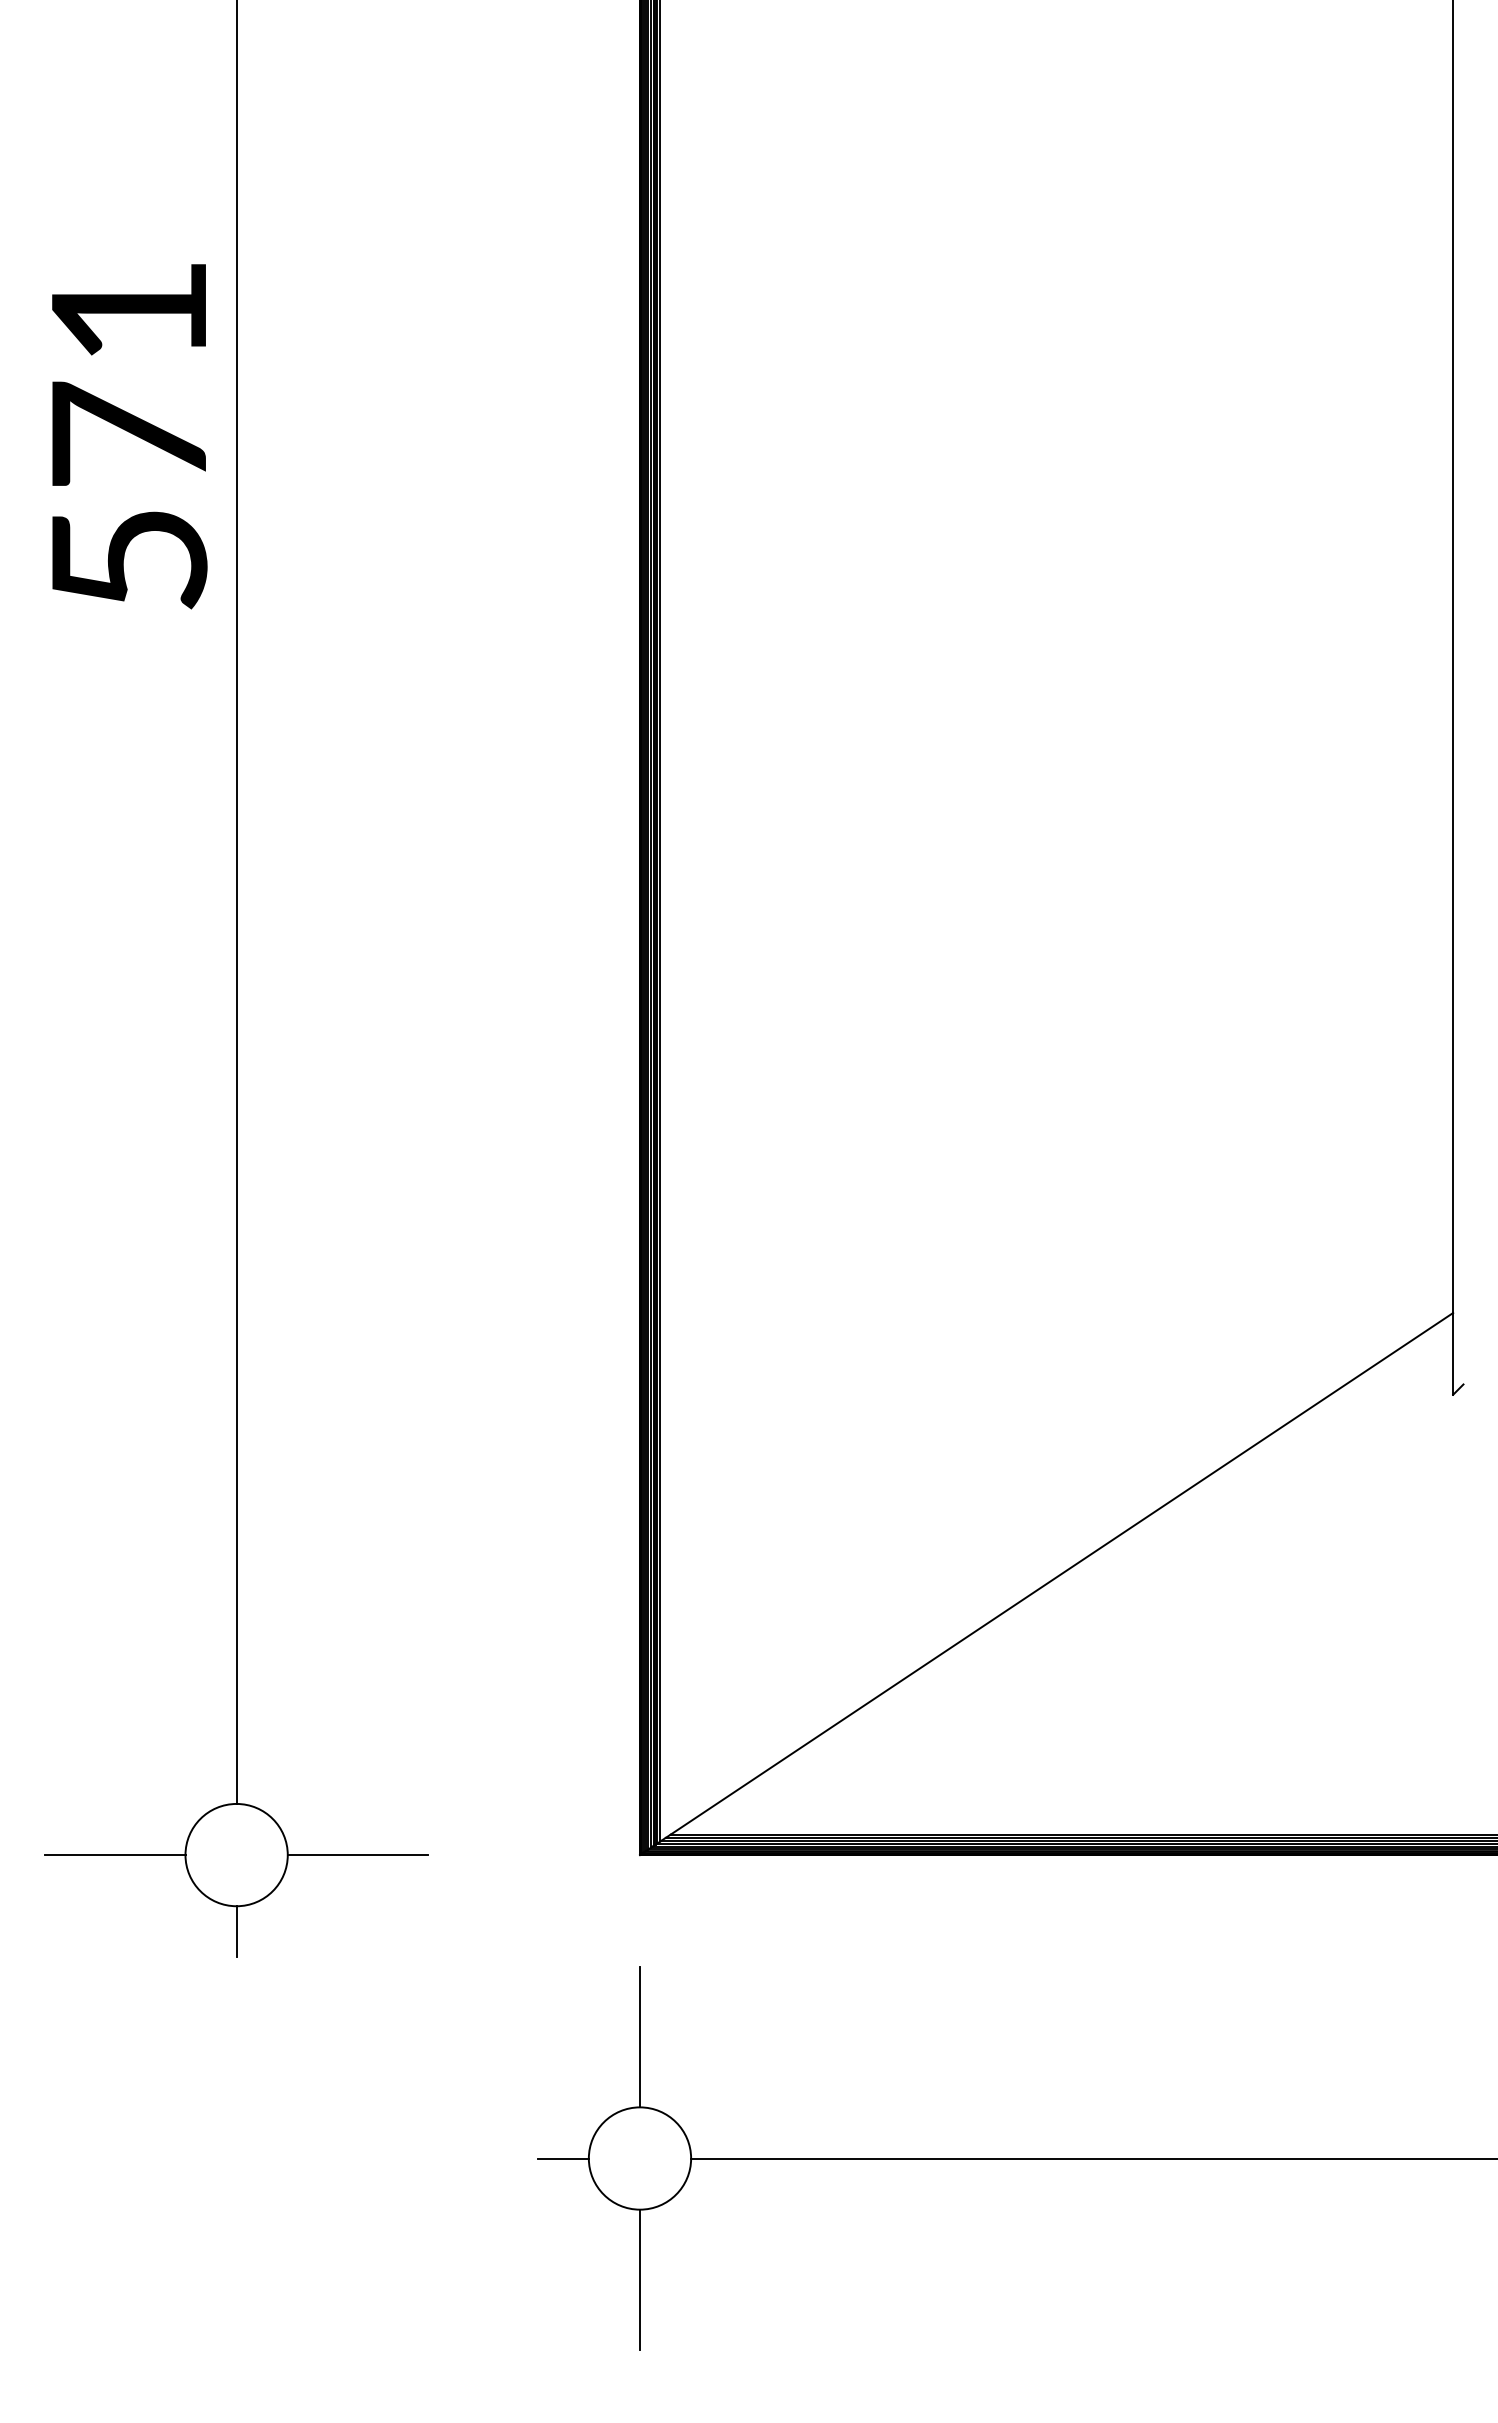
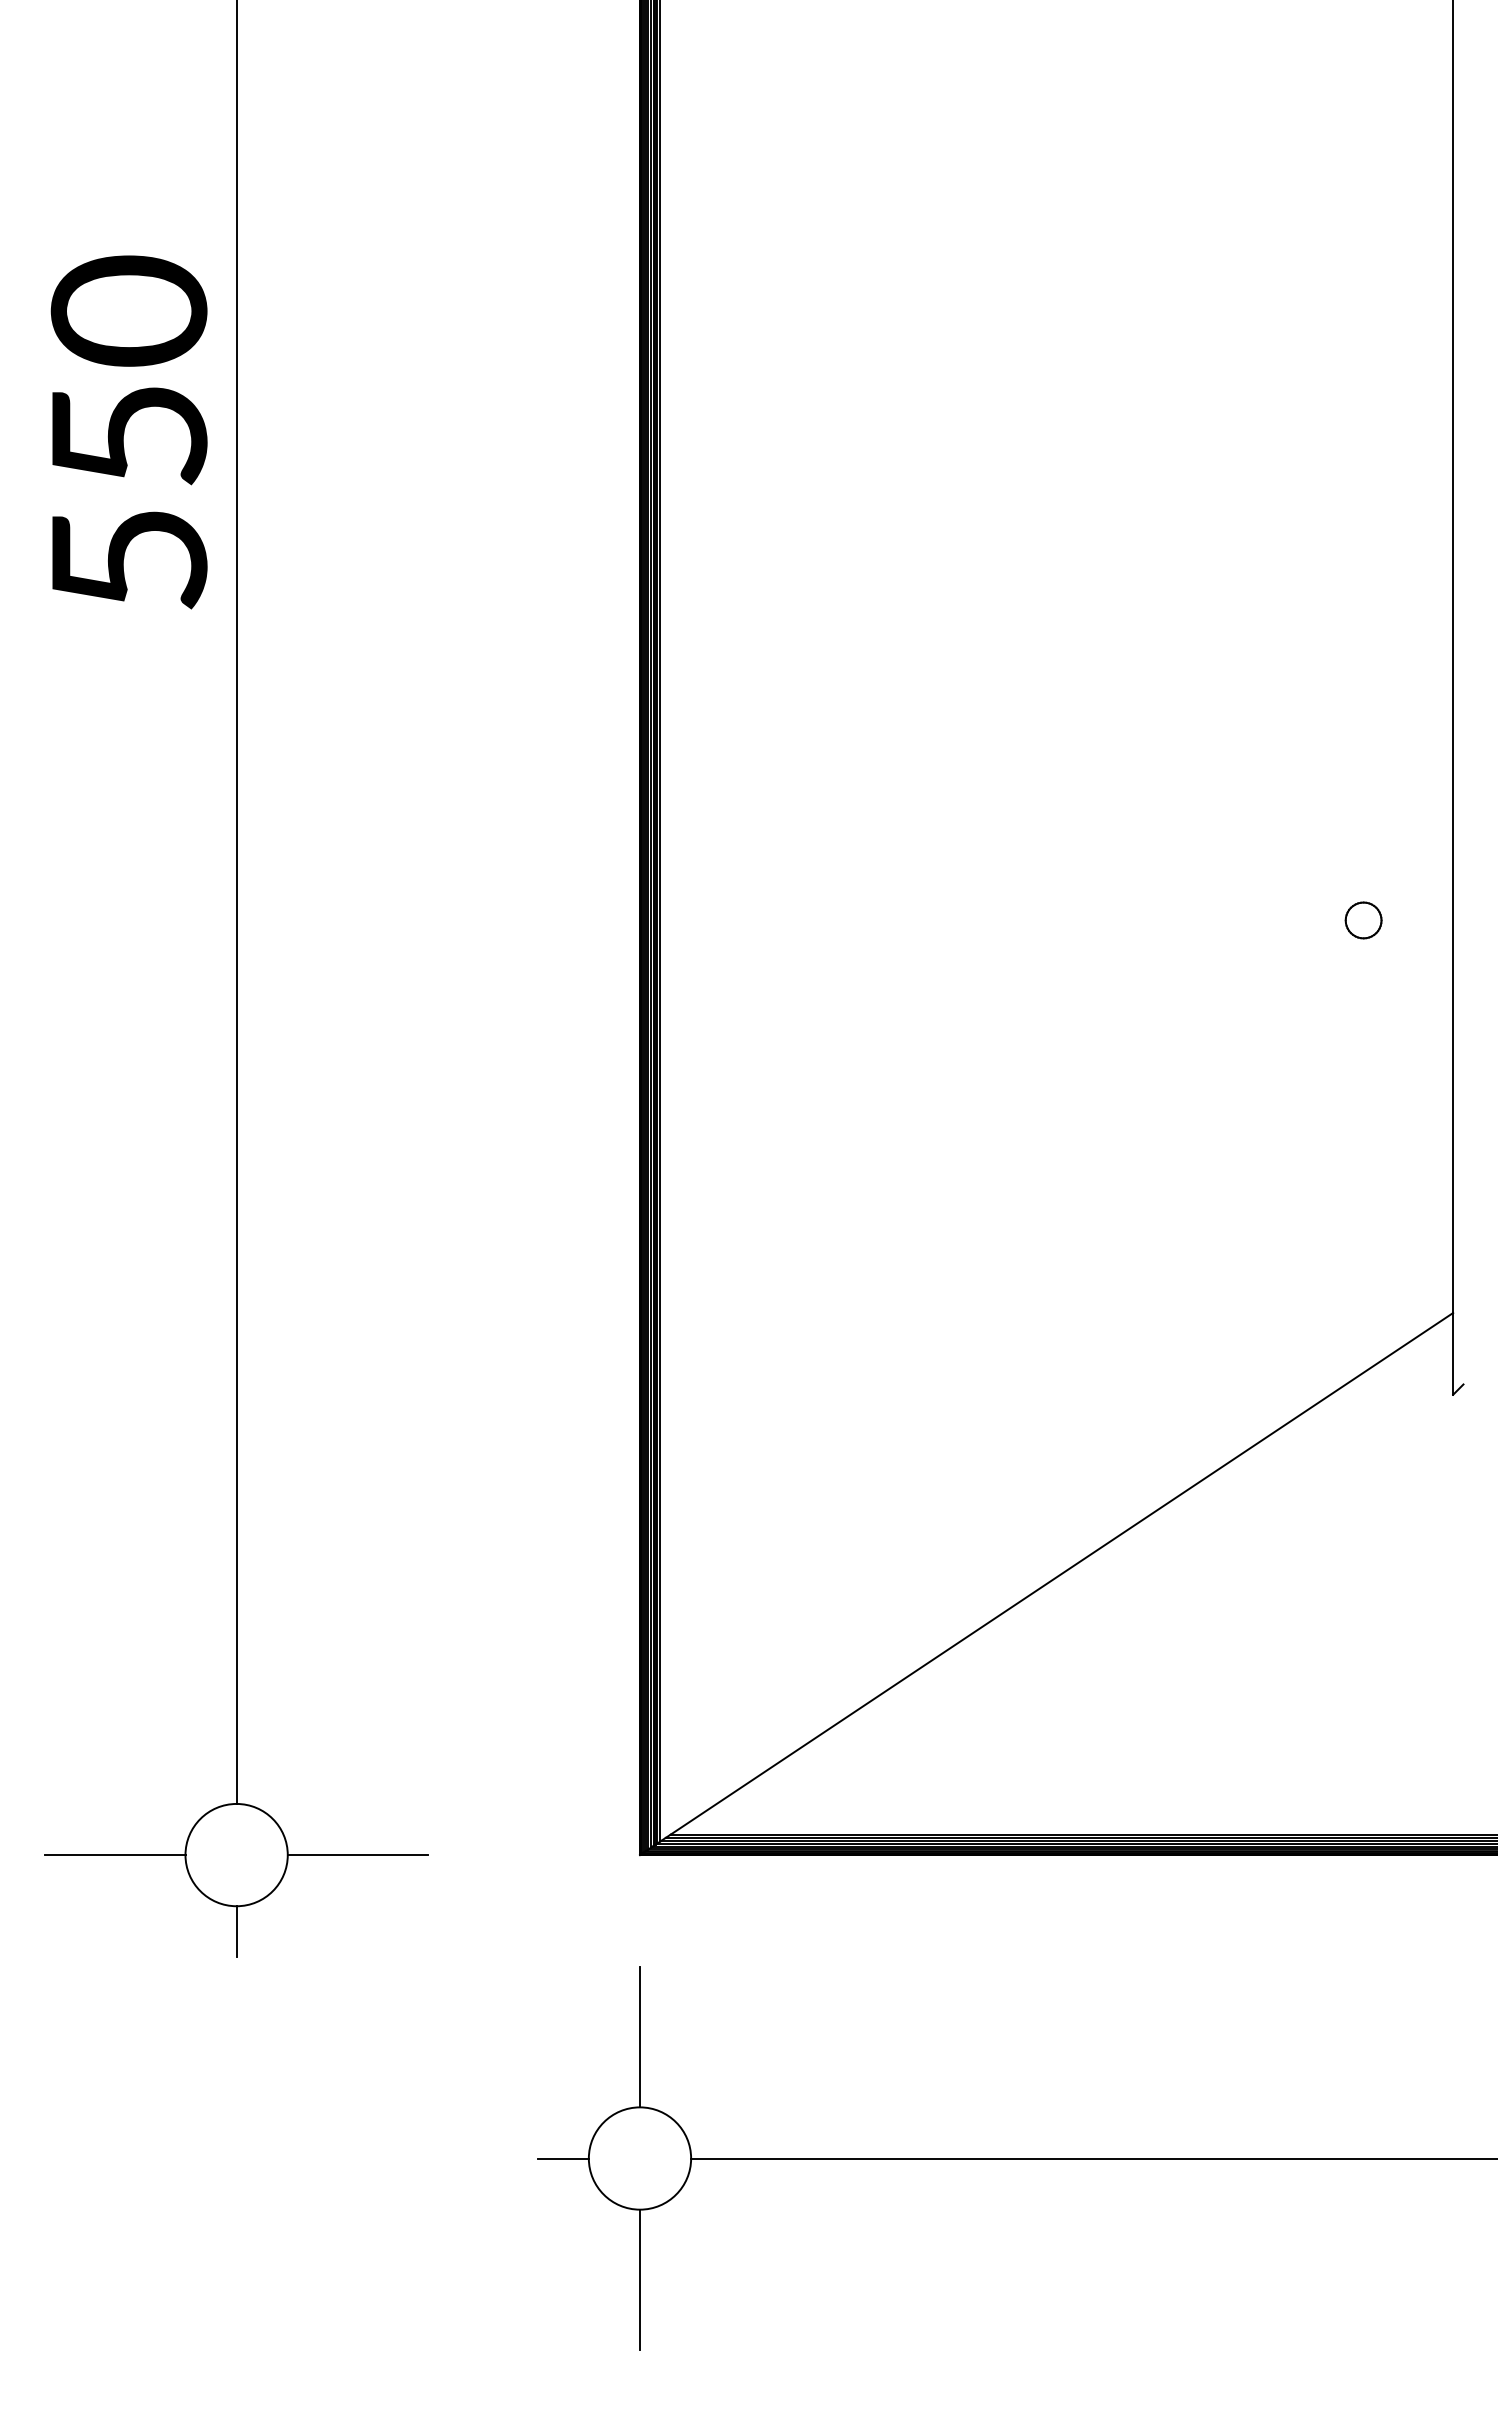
text: 571 -> 550 (128, 370)
part: none -> present (1363, 920)
